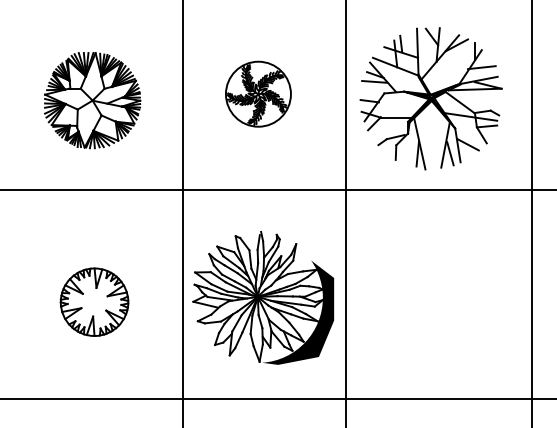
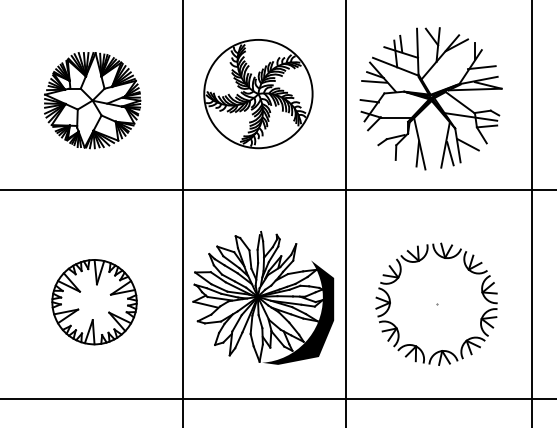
part size: 67x68 px -> 111x111 px (258, 94)
part size: 71x70 px -> 87x87 px (94, 302)
part: none -> present (436, 303)
